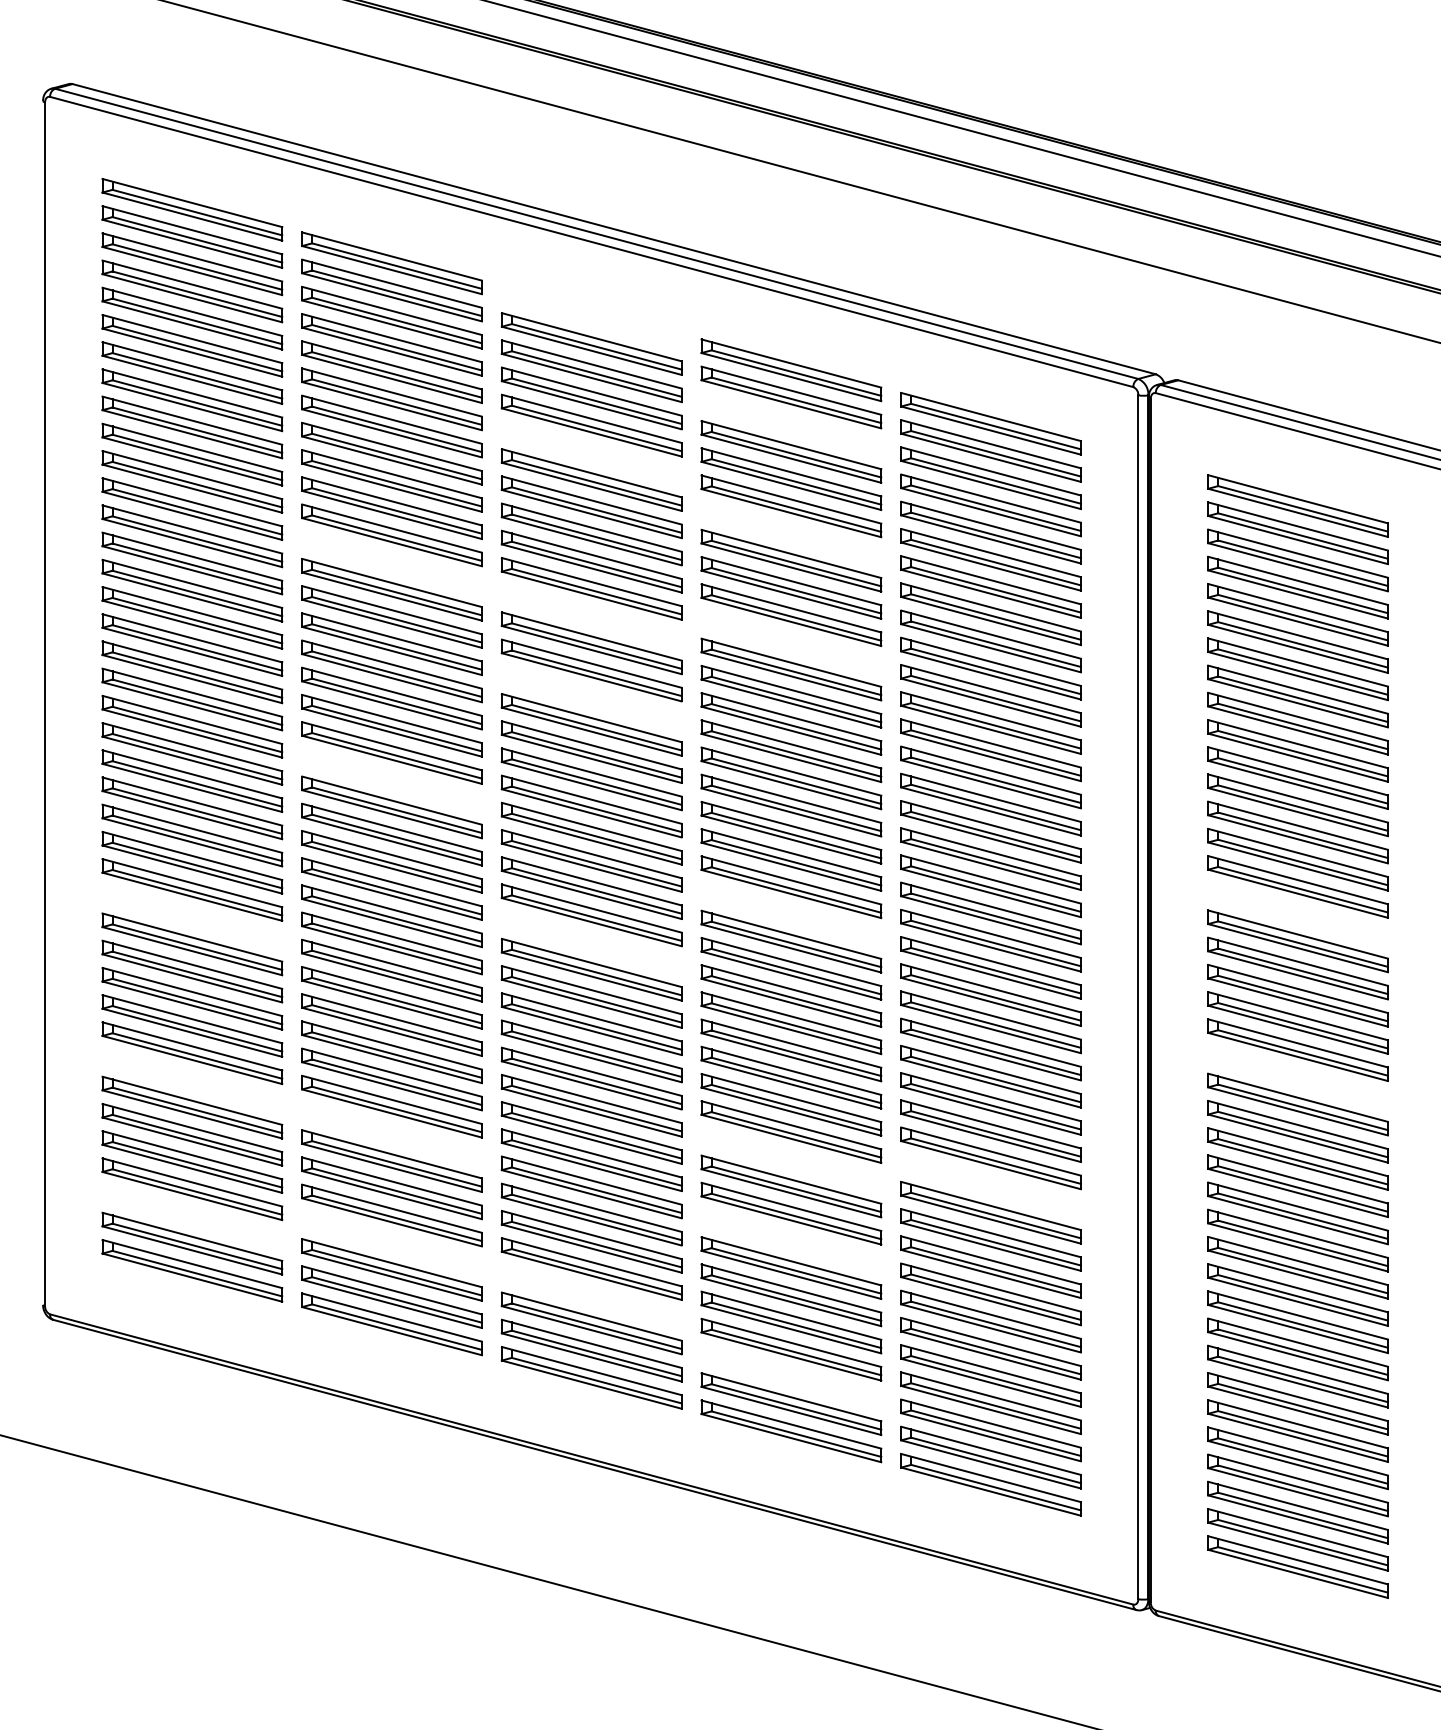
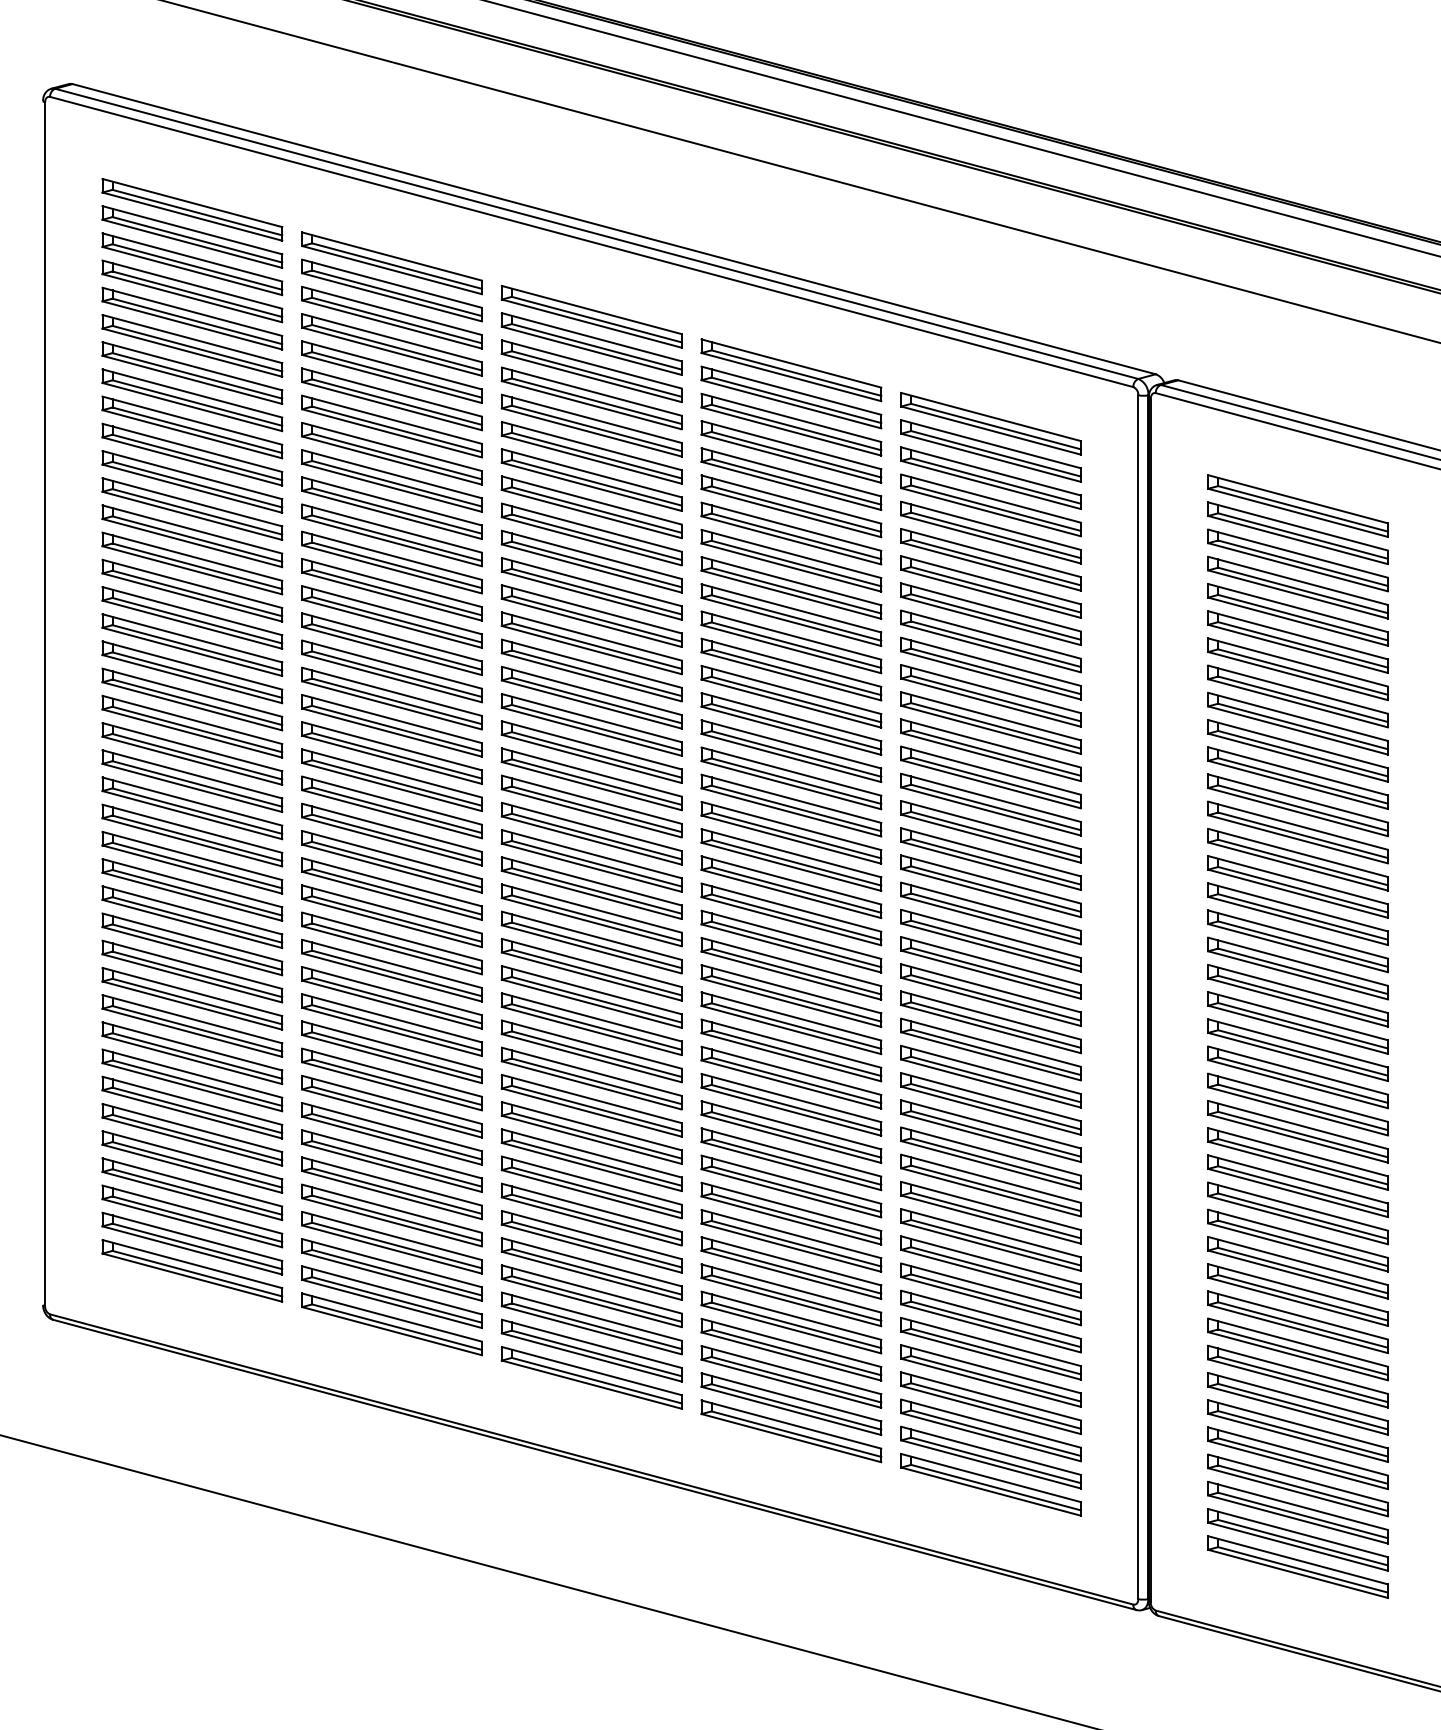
part: none -> present (591, 316)
part: none -> present (791, 424)
part: none -> present (591, 452)
part: none -> present (791, 533)
part: none -> present (391, 562)
part: none -> present (591, 615)
part: none -> present (791, 642)
part: none -> present (591, 697)
part: none -> present (391, 780)
part: none -> present (1297, 913)
part: none -> present (791, 914)
part: none -> present (192, 916)
part: none -> present (591, 942)
part: none -> present (1297, 1077)
part: none -> present (192, 1080)
part: none -> present (391, 1133)
part: none -> present (791, 1159)
part: none -> present (990, 1185)
part: none -> present (192, 1216)
part: none -> present (791, 1240)
part: none -> present (391, 1242)
part: none -> present (591, 1295)
part: none -> present (791, 1376)
